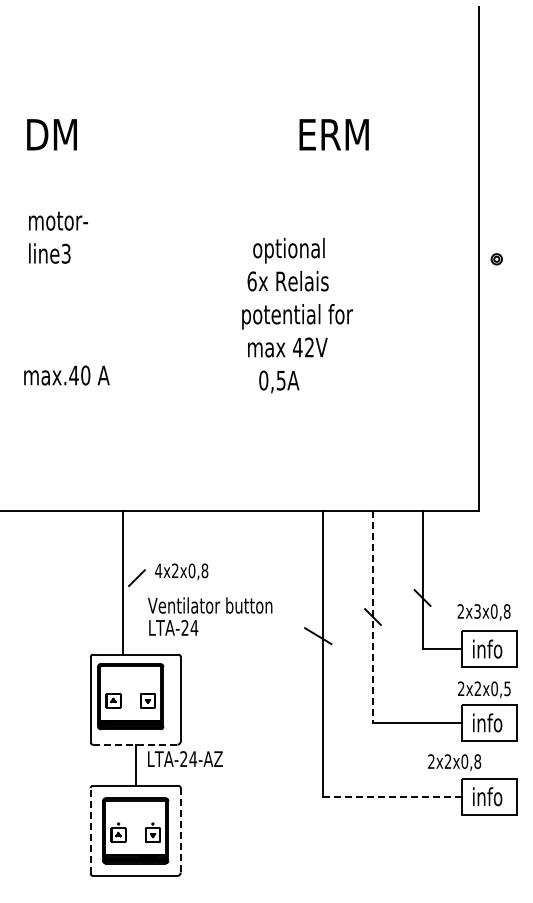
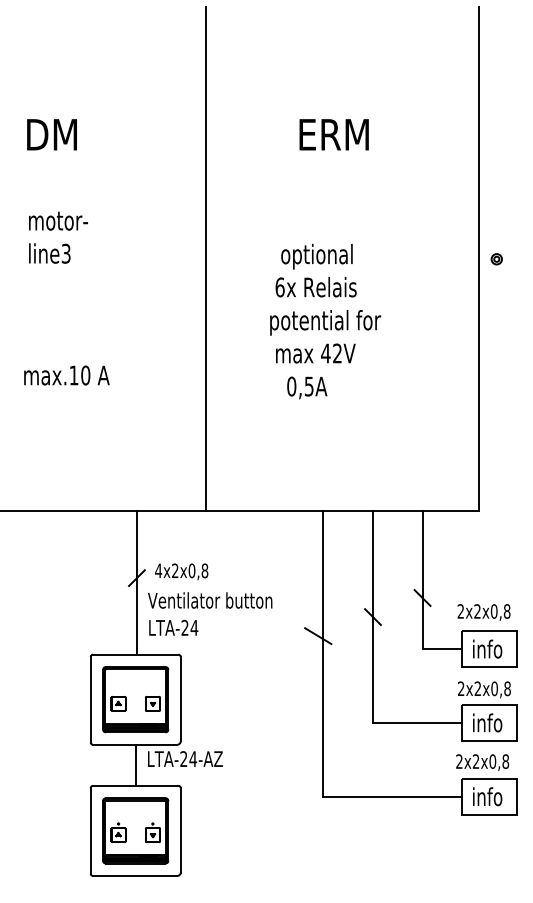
line: none -> present (206, 259)
text position: (297, 315) -> (325, 321) (325, 321)
text: max.40 -> max.10 (73, 375)
line position: (122, 582) -> (136, 582) (136, 582)
text position: (210, 605) -> (210, 600) (210, 600)
text: 2x3x0,8 -> 2x2x0,8 (477, 611)
line: dashed -> solid (372, 617)
text: 2x2x0,5 -> 2x2x0,8 (507, 688)
part position: (130, 696) -> (135, 699) (135, 699)
line: dashed -> solid (134, 744)
text position: (454, 762) -> (482, 762) (482, 762)
line: dashed -> solid (392, 796)
line: dashed -> solid (90, 830)
line: dashed -> solid (180, 830)
